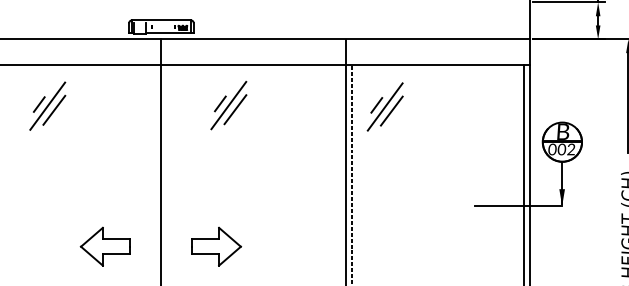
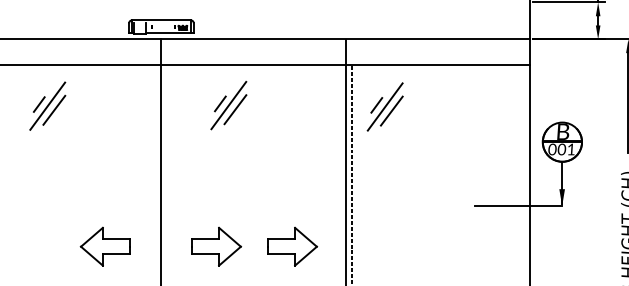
text: 002 -> 001 (571, 149)
line: present -> none (523, 173)
part: none -> present (292, 246)
